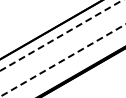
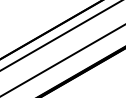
line: dashed -> solid (60, 35)
line: dashed -> solid (62, 60)
